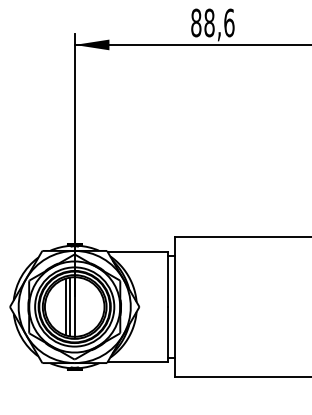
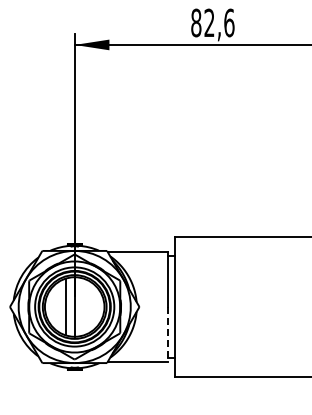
text: 88,6 -> 82,6 (209, 22)
line: present -> none (70, 306)
line: solid -> dashed (167, 334)
